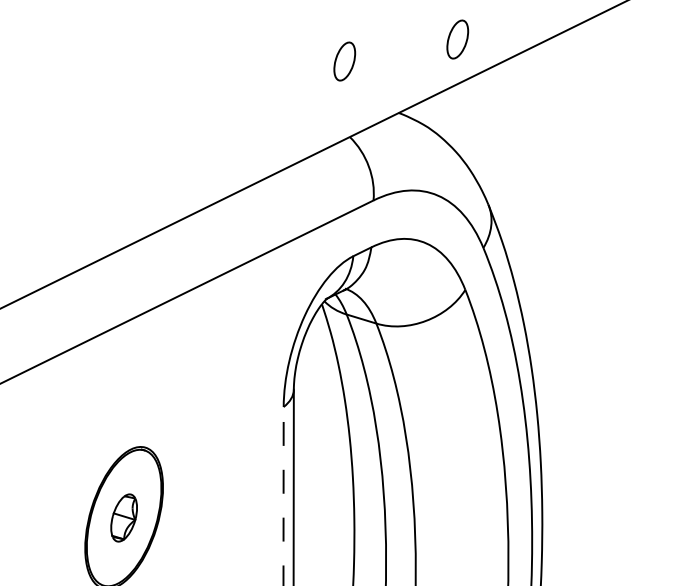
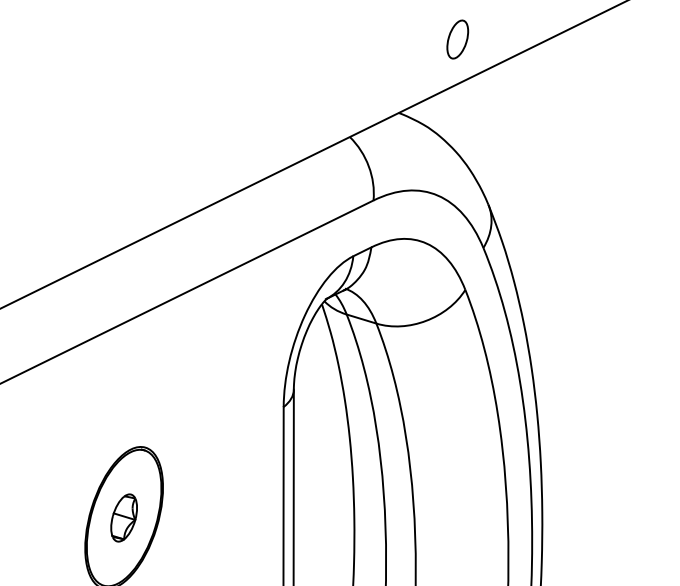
part: present -> none (344, 61)
line: dashed -> solid (283, 496)
